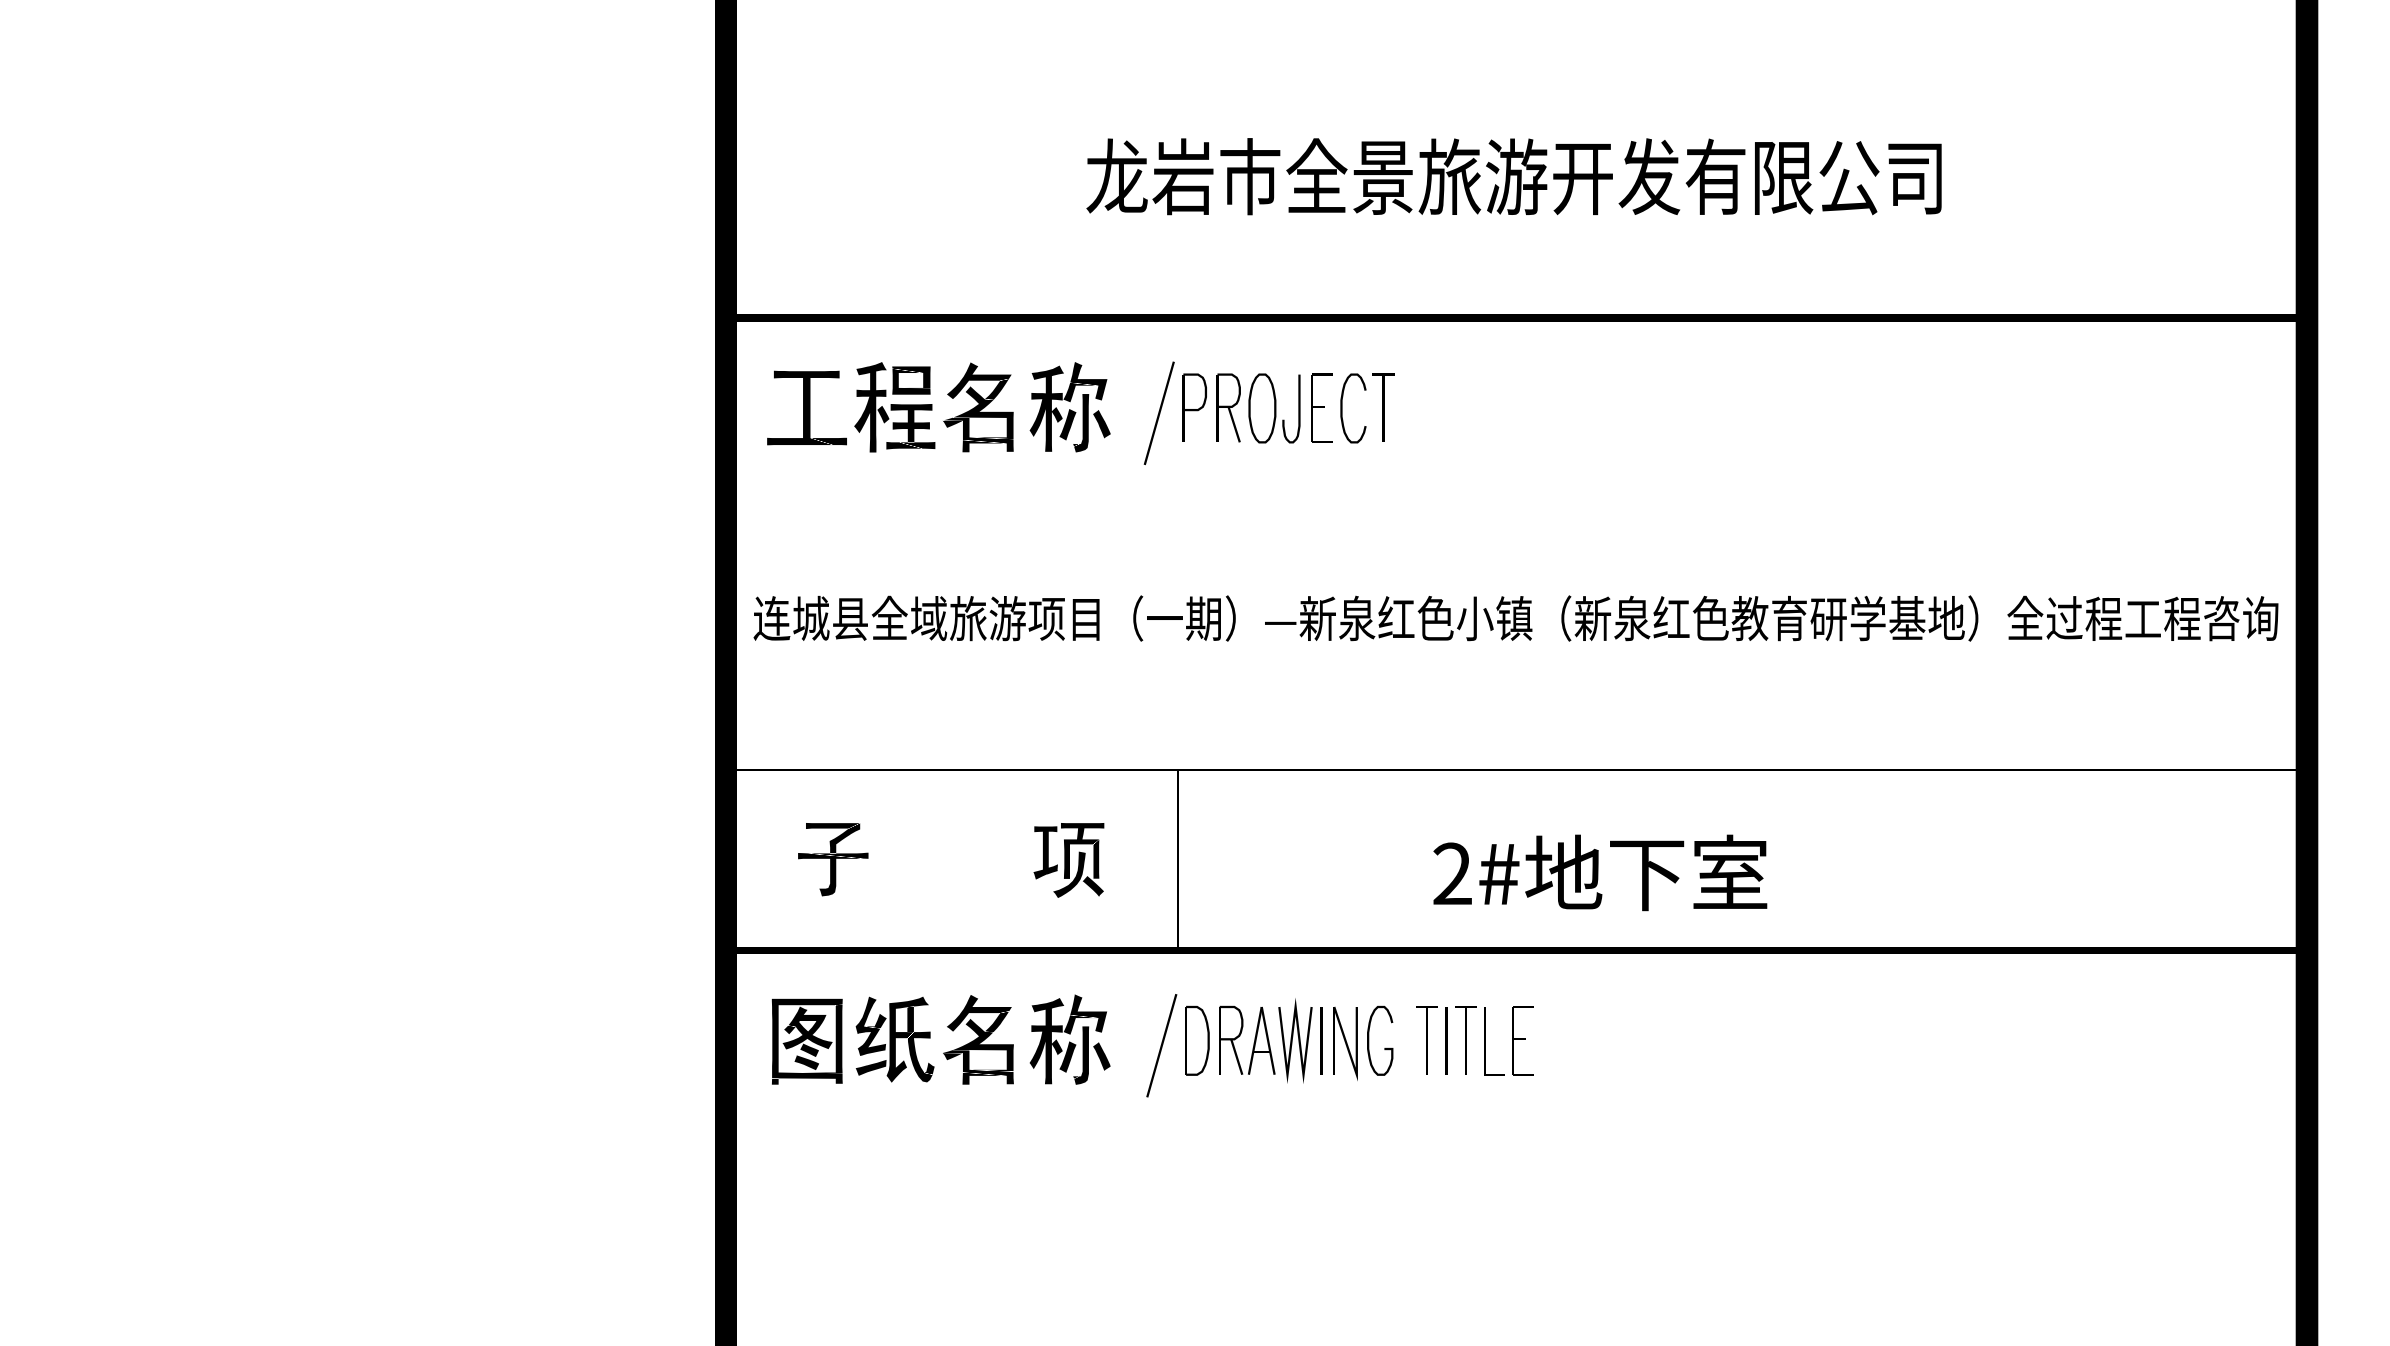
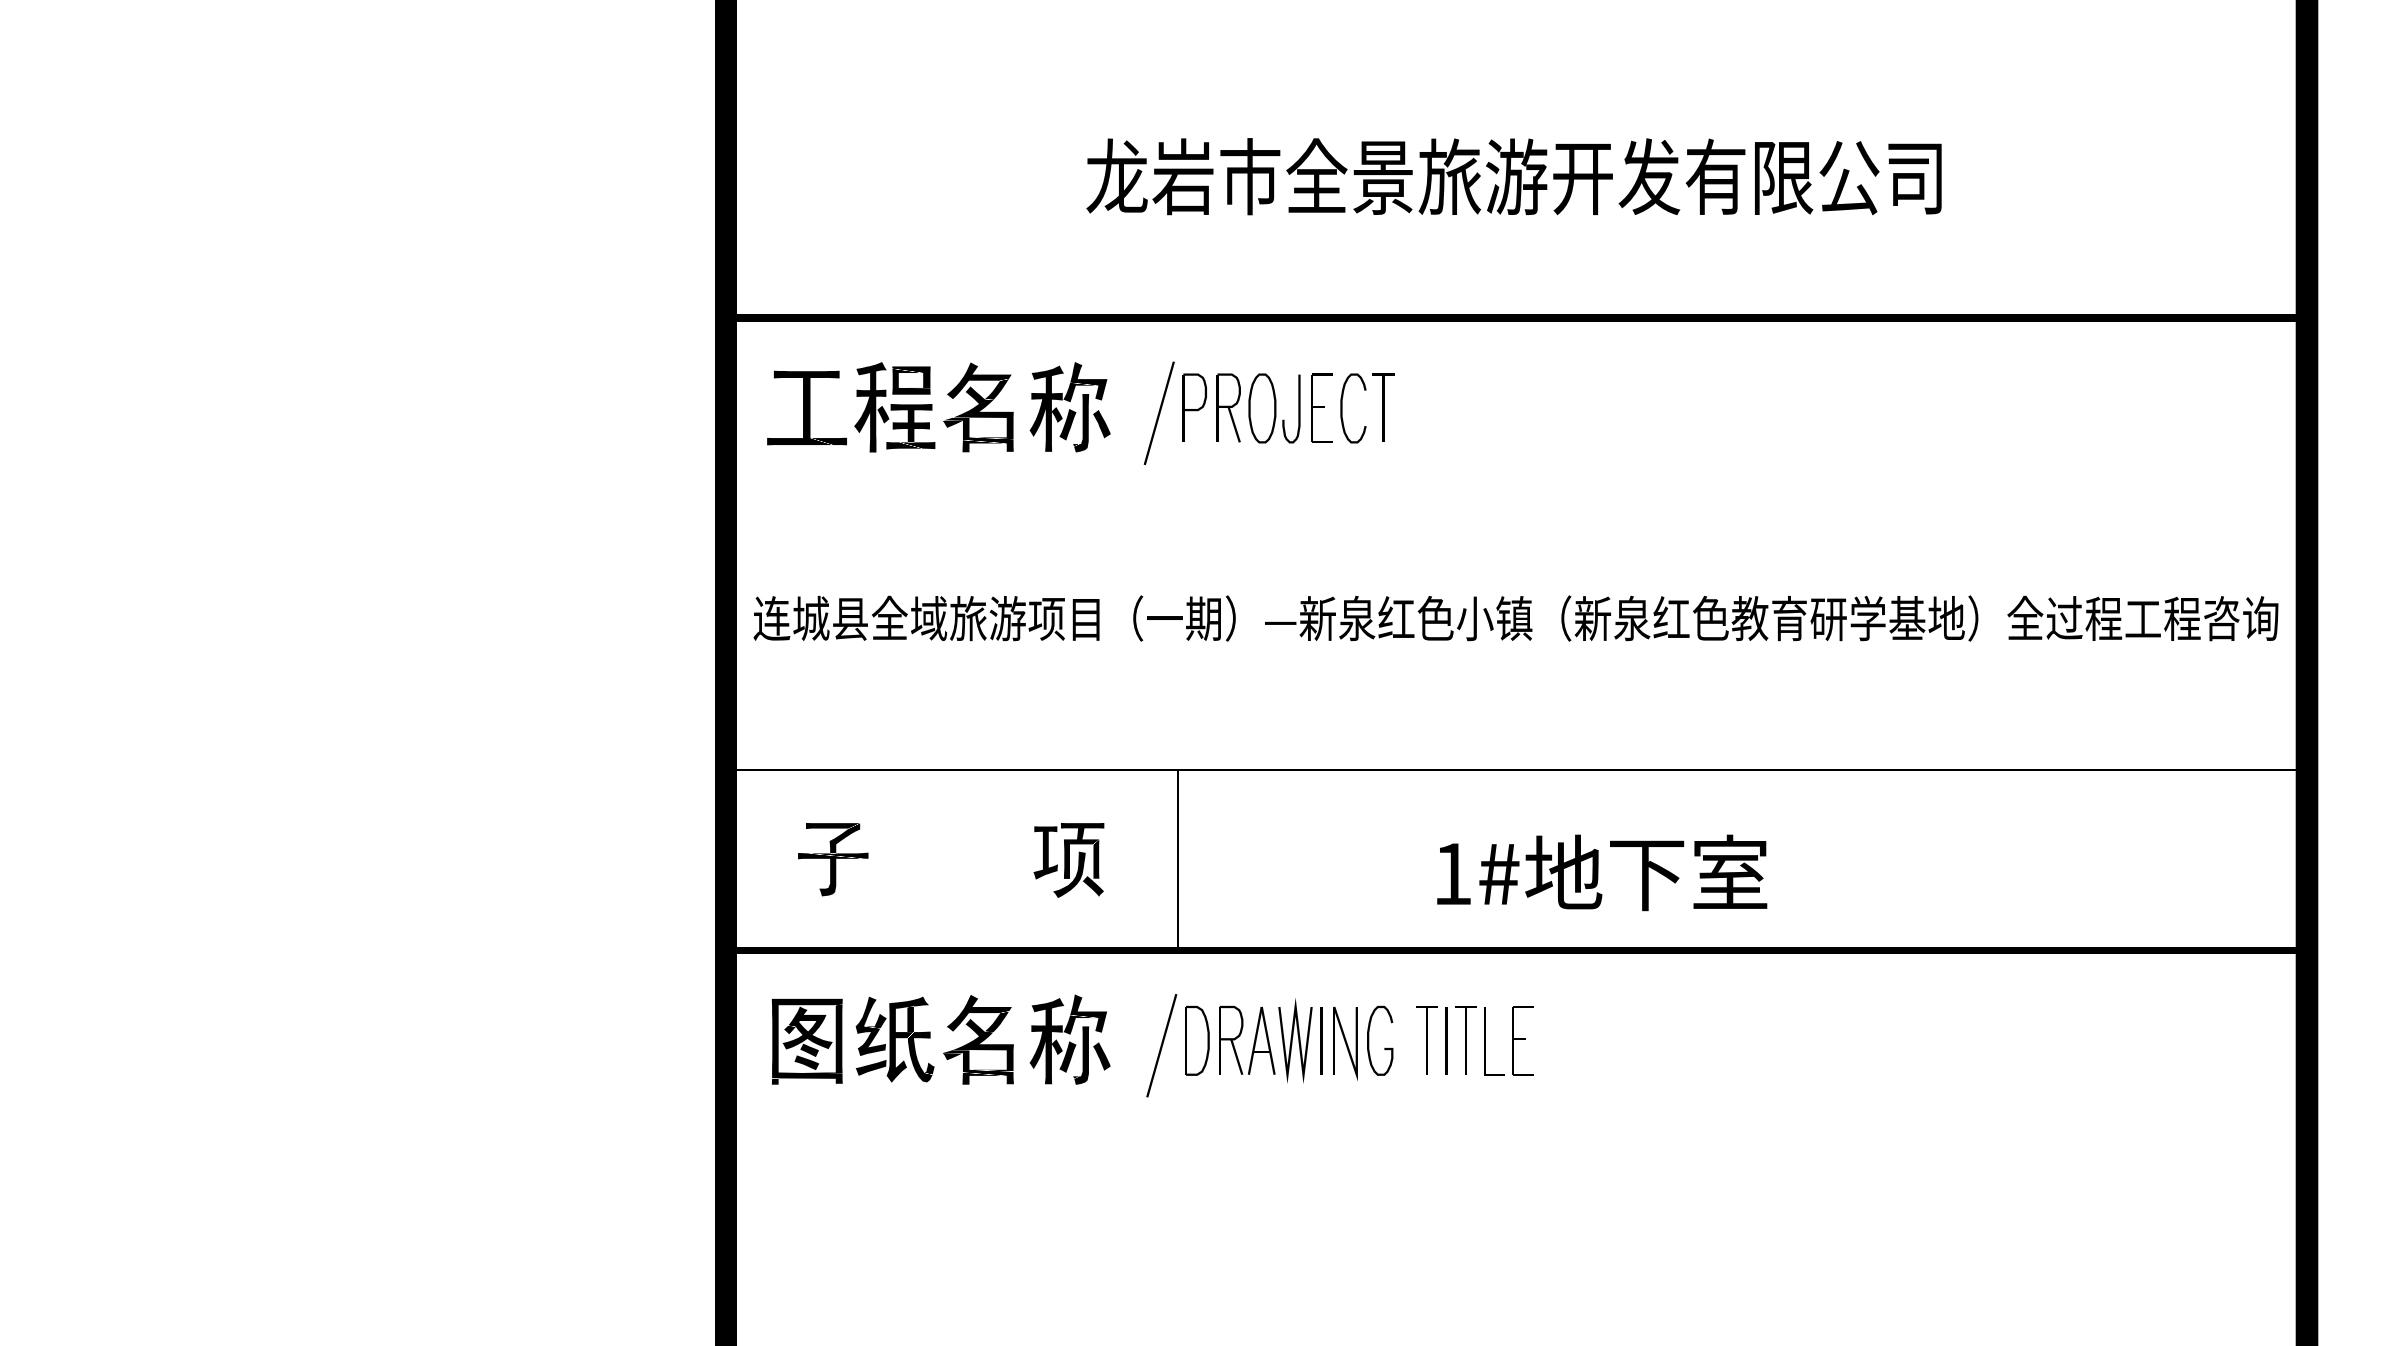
text: 2# -> 1# (1452, 873)
